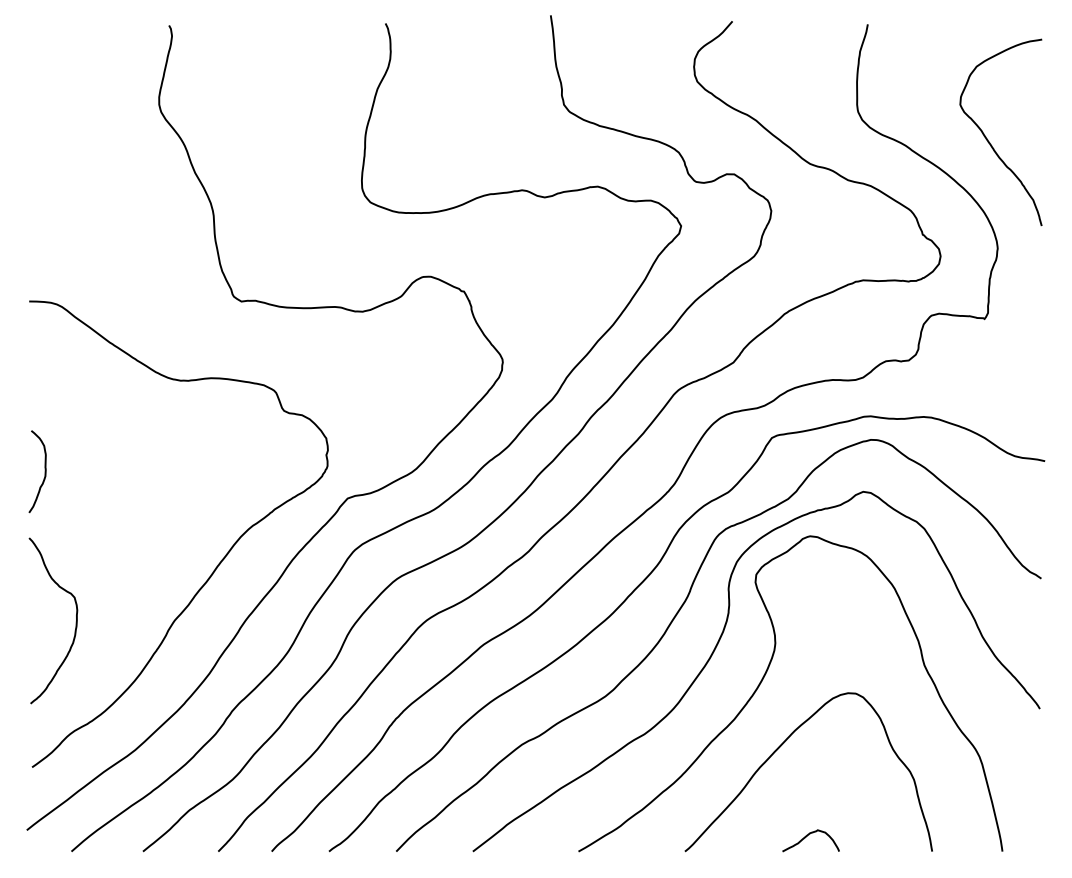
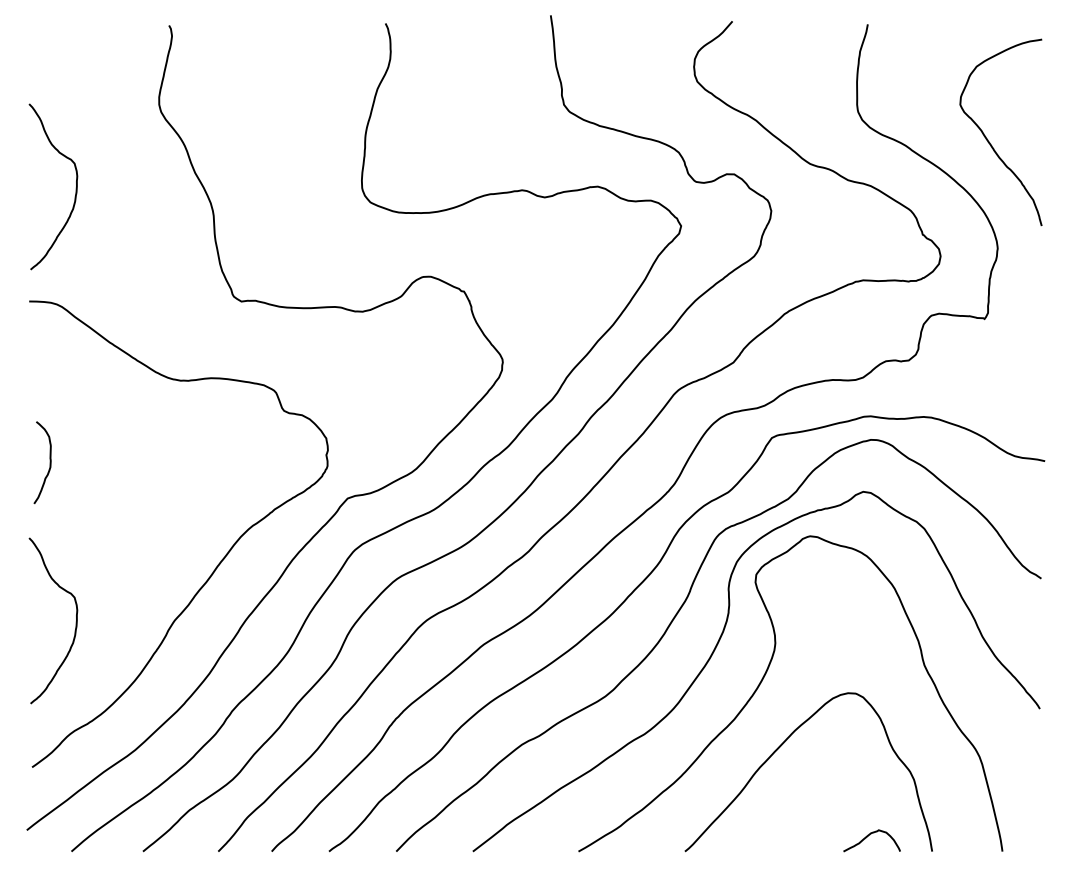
curve: none -> present (75, 188)
curve position: (44, 471) -> (49, 462) (49, 462)
curve position: (807, 836) -> (868, 836) (868, 836)
